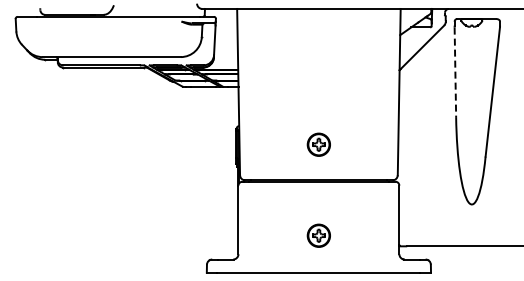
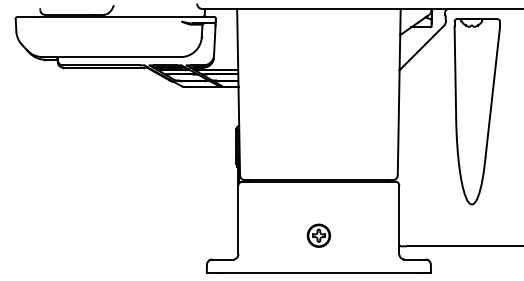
line: dashed -> solid (455, 72)
part: present -> none (318, 144)
